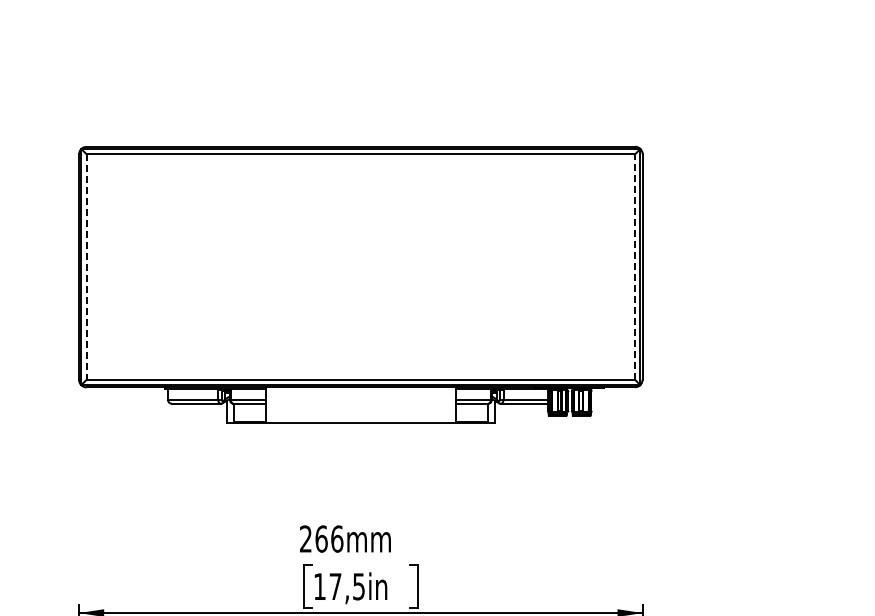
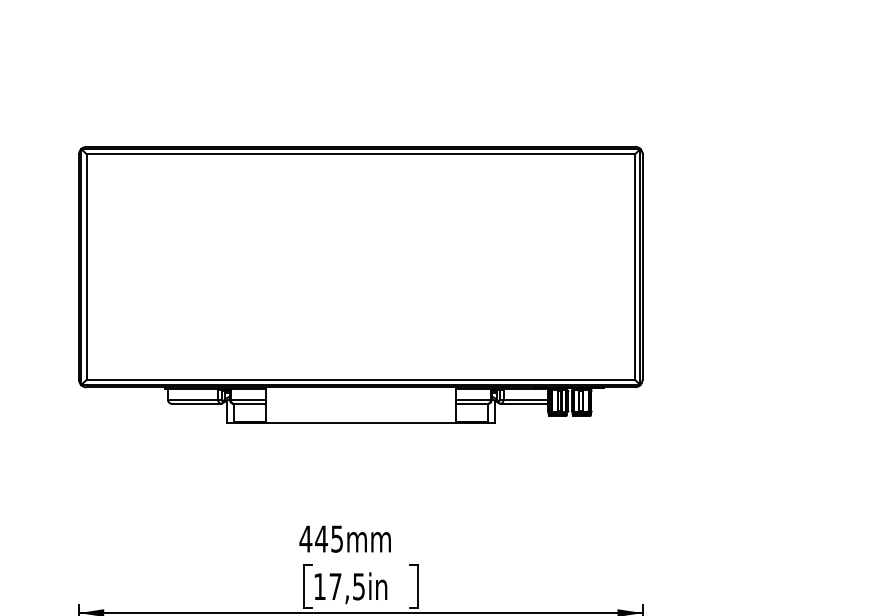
line: dashed -> solid (86, 267)
line: dashed -> solid (635, 267)
text: 266mm -> 445mm (321, 538)
